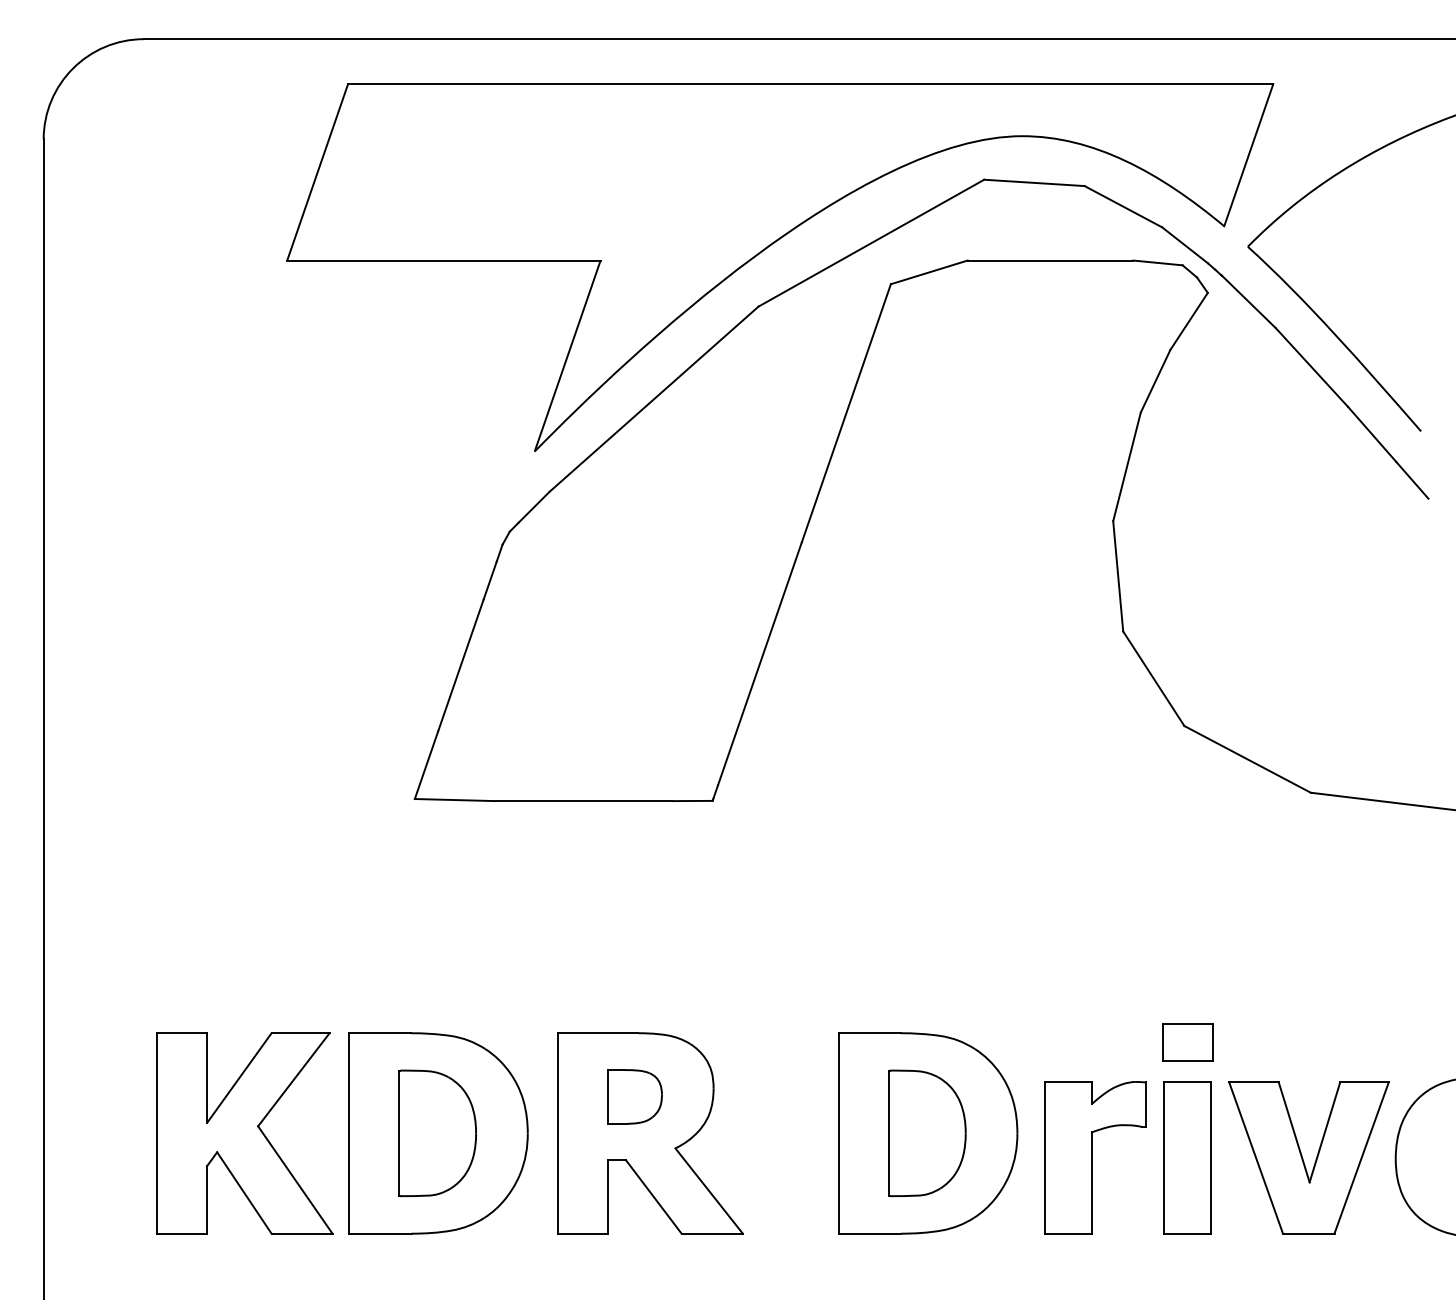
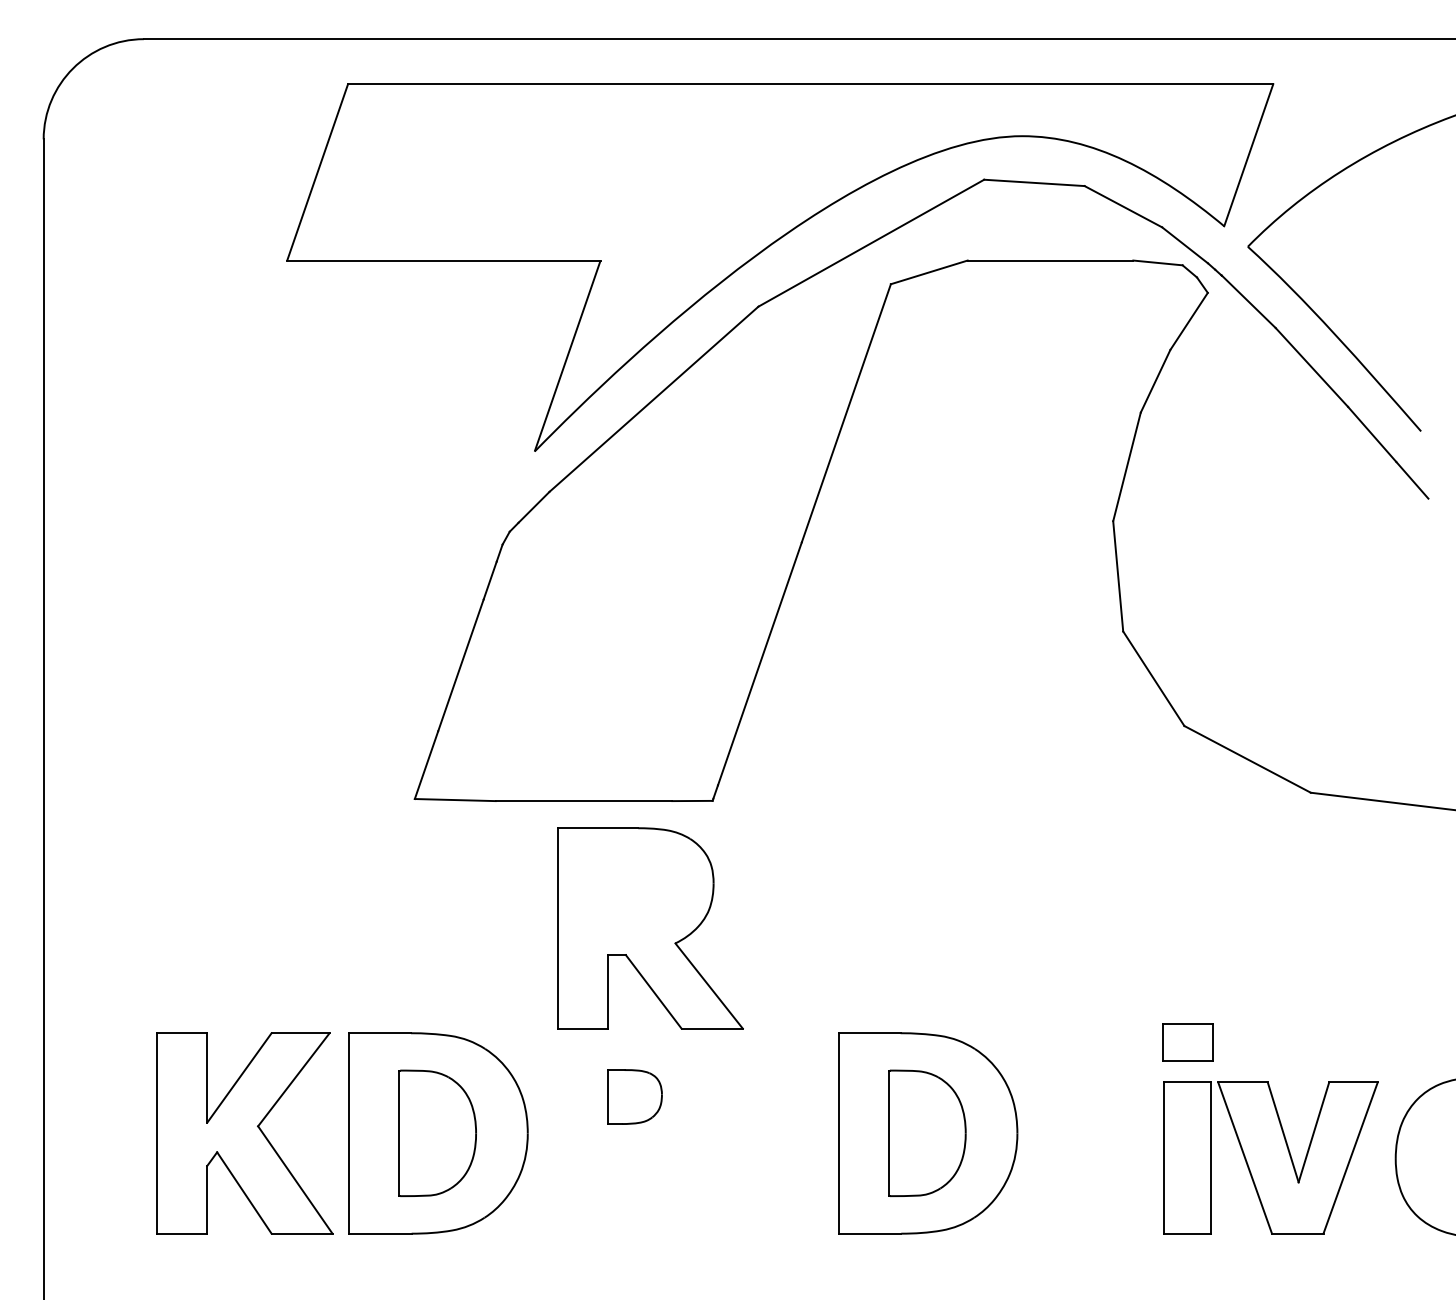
part position: (650, 1133) -> (650, 928) (650, 928)
part: present -> none (1095, 1157)
part position: (1308, 1157) -> (1297, 1157) (1297, 1157)
